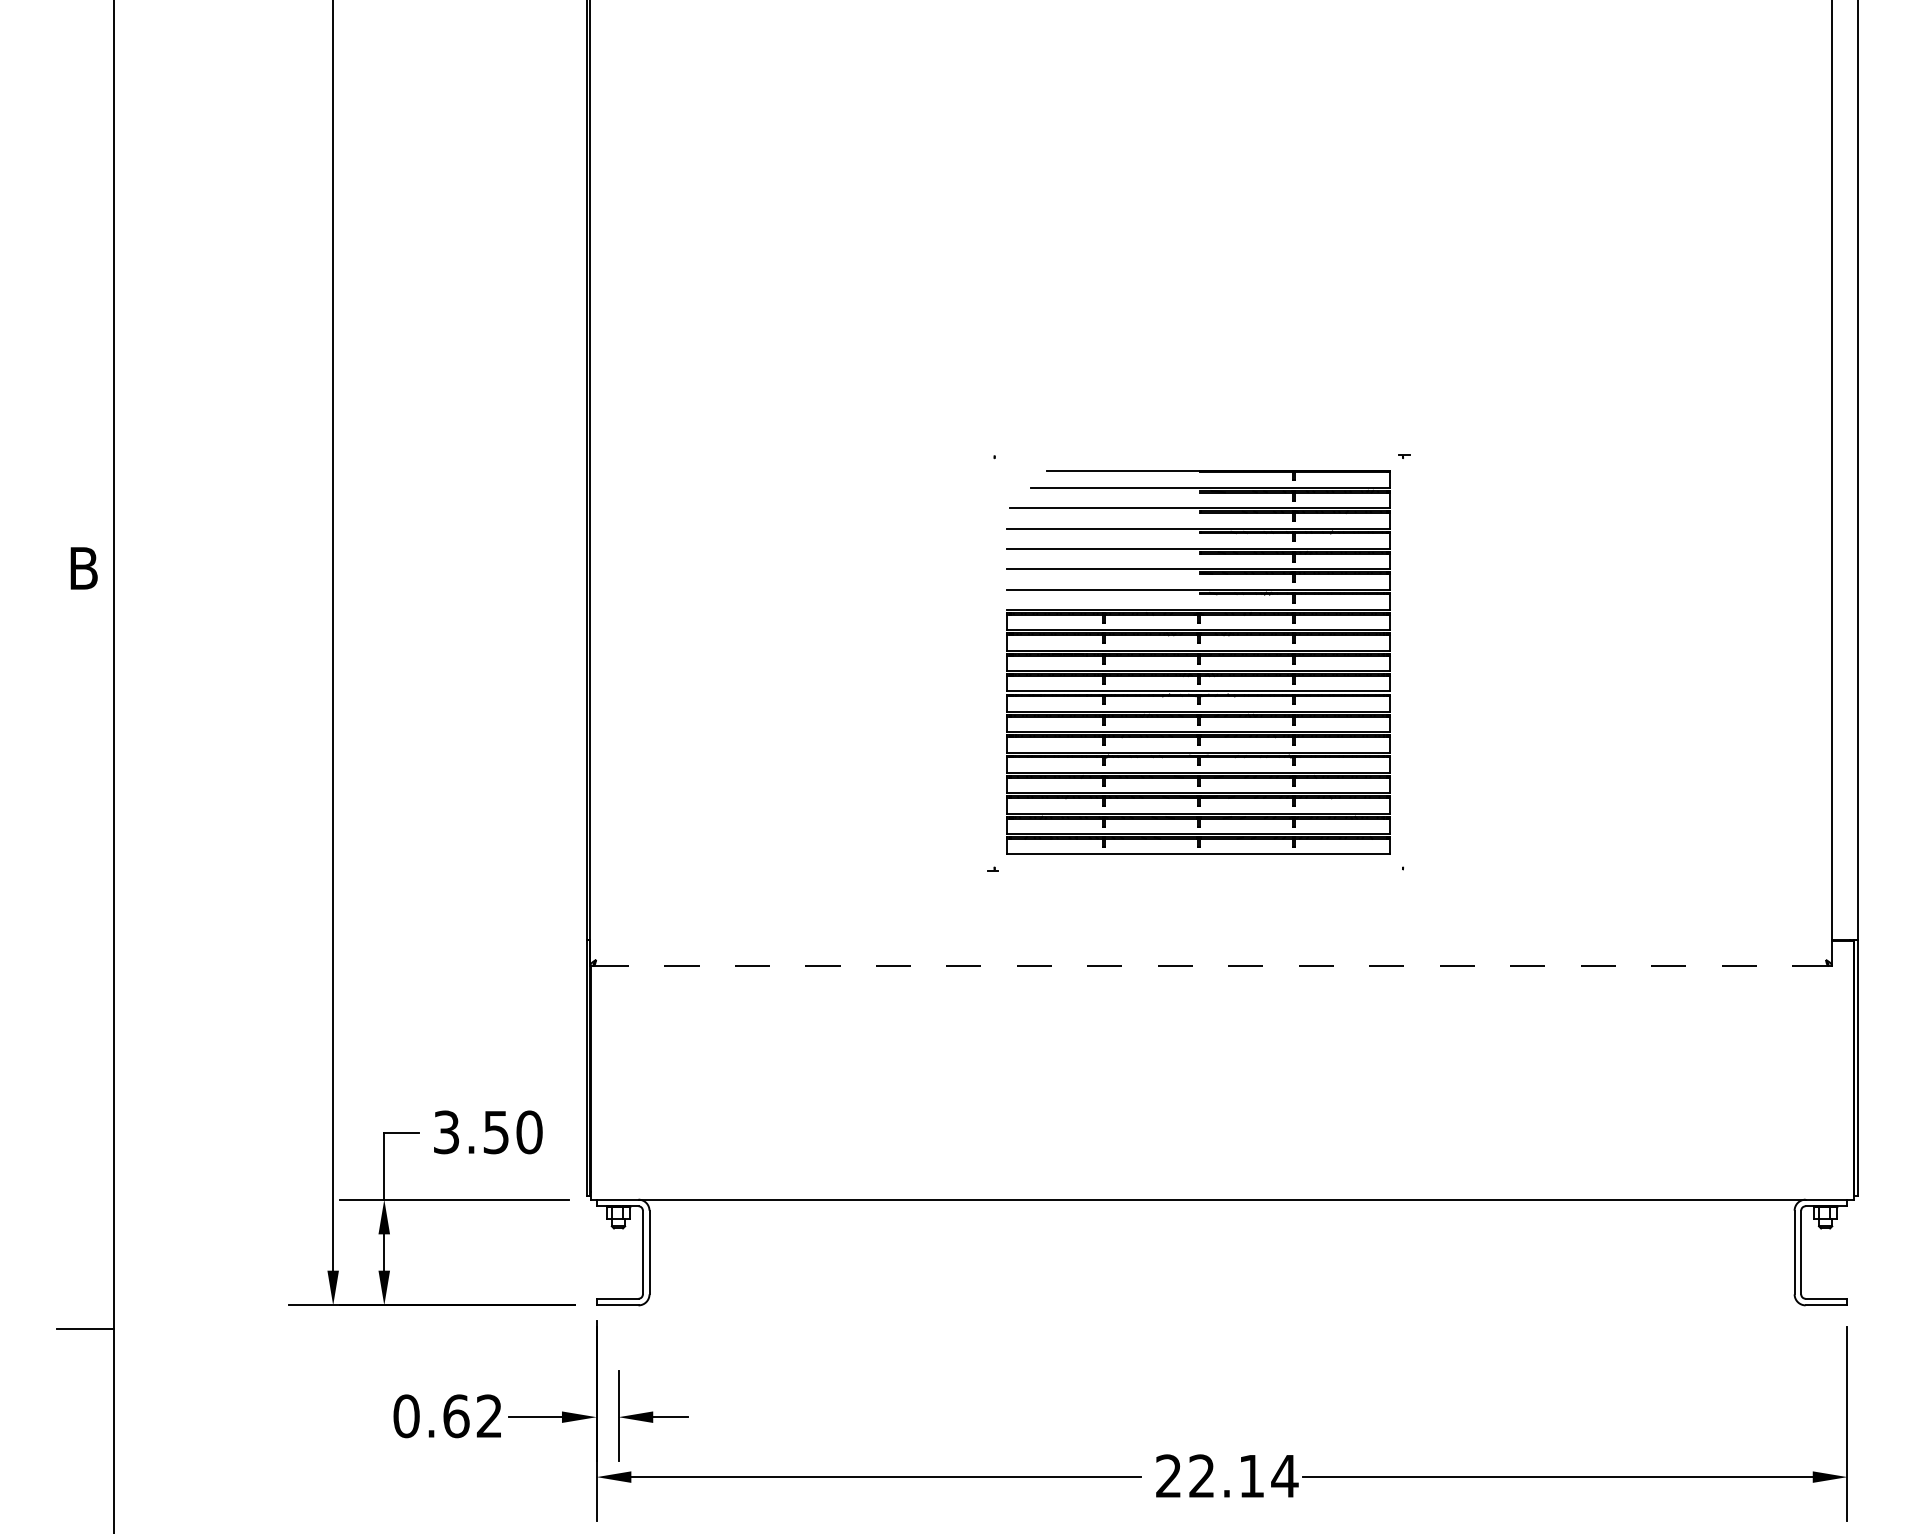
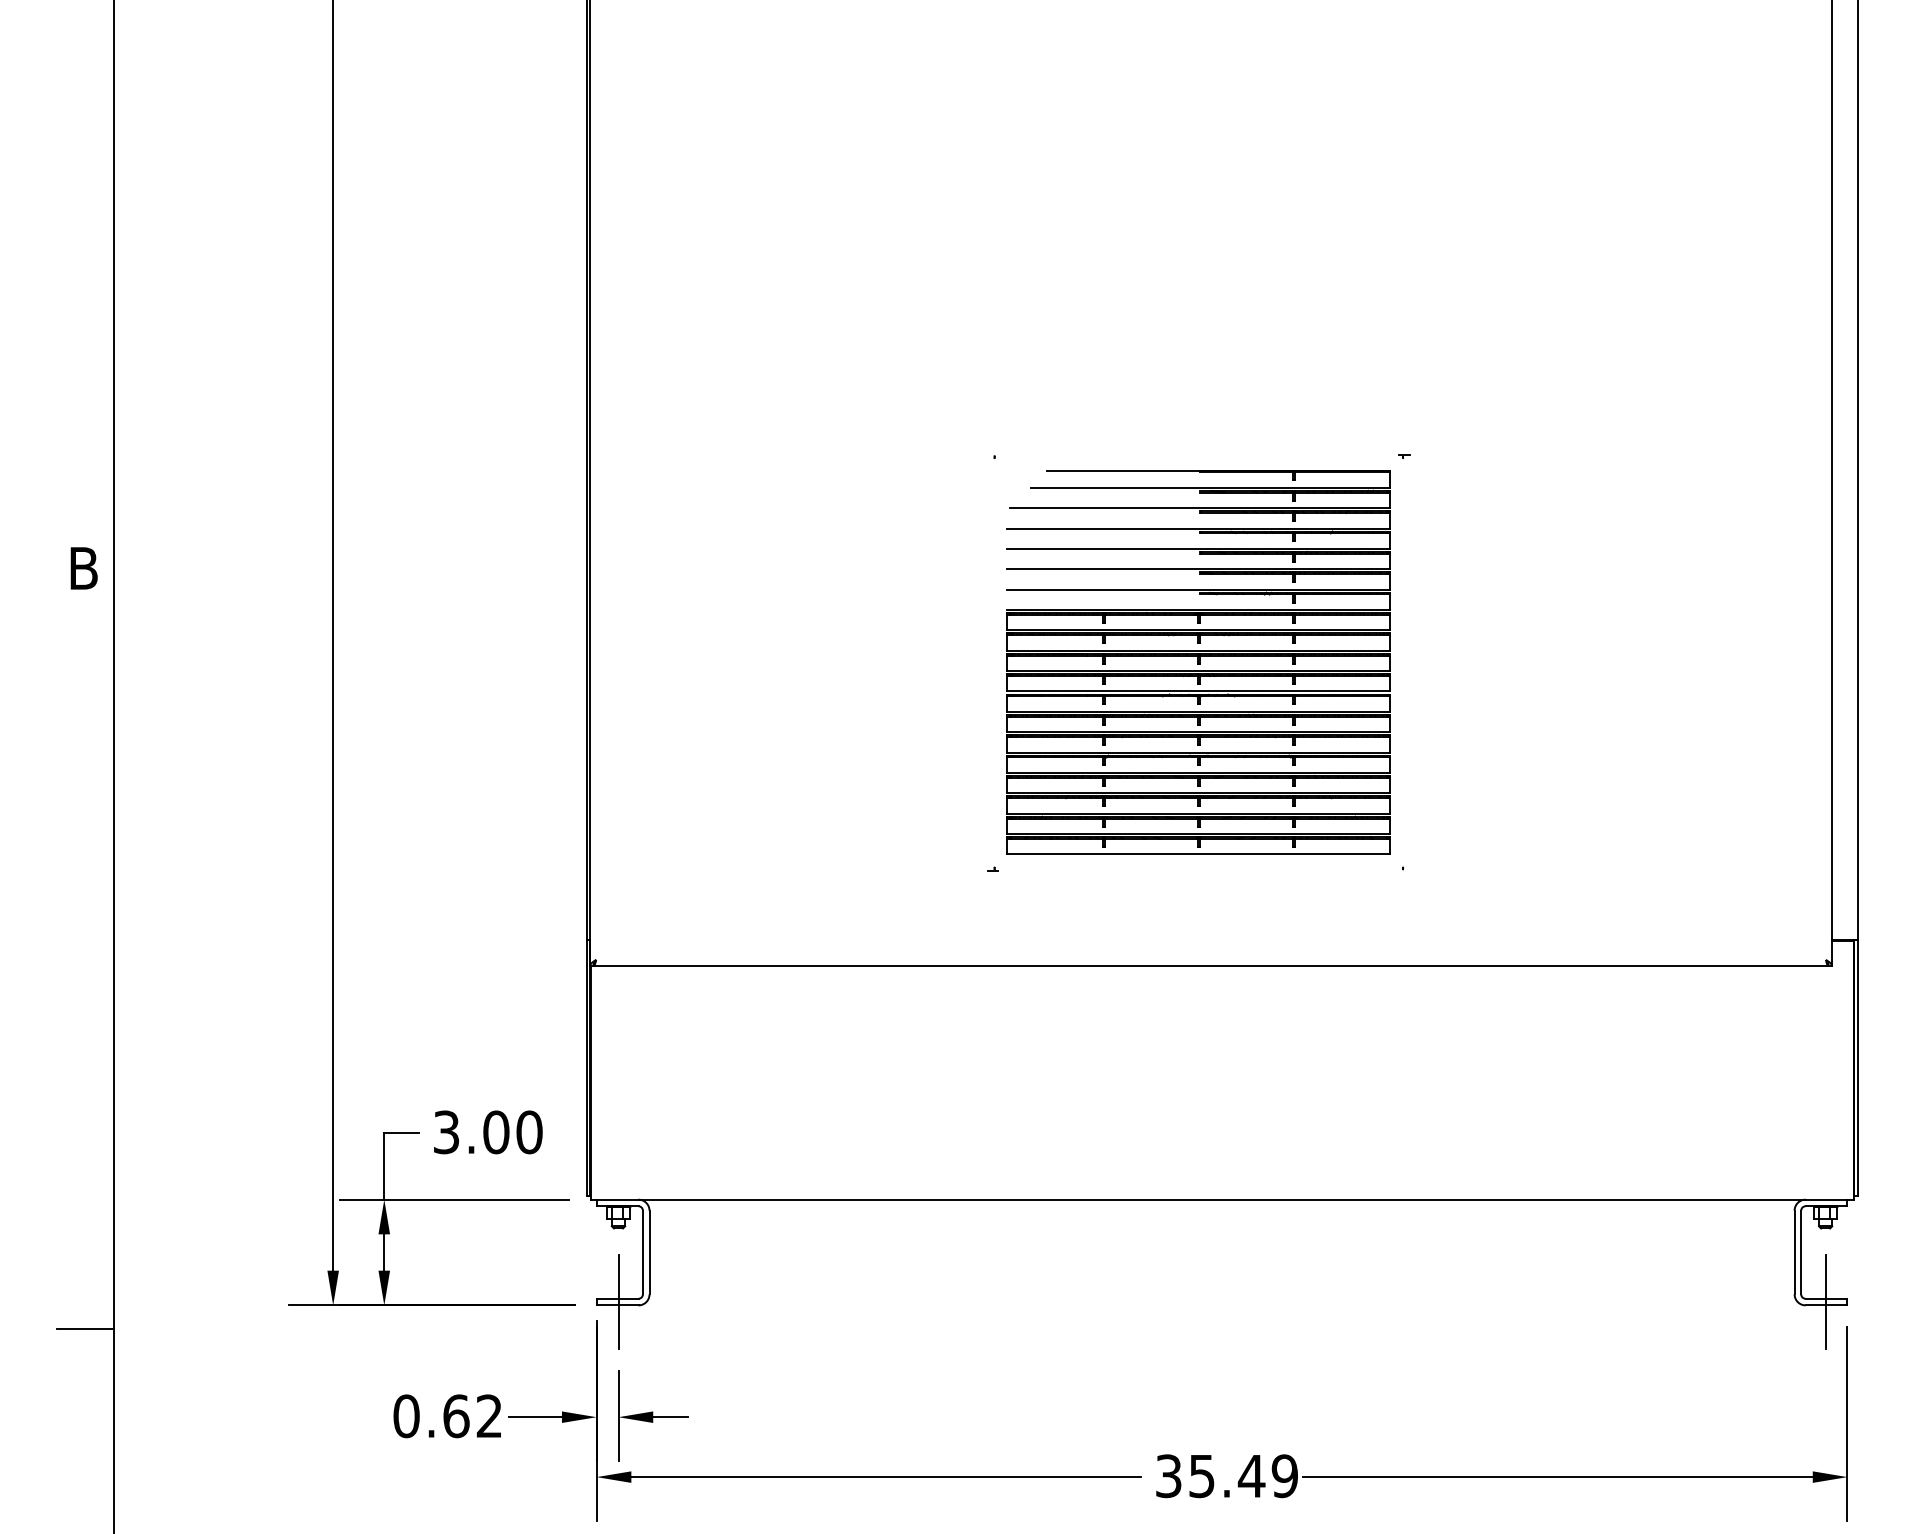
line: dashed -> solid (1211, 966)
text: 3.50 -> 3.00 (496, 1132)
line: none -> present (618, 1301)
line: none -> present (1825, 1301)
text: 22.14 -> 35.49 (1227, 1476)
